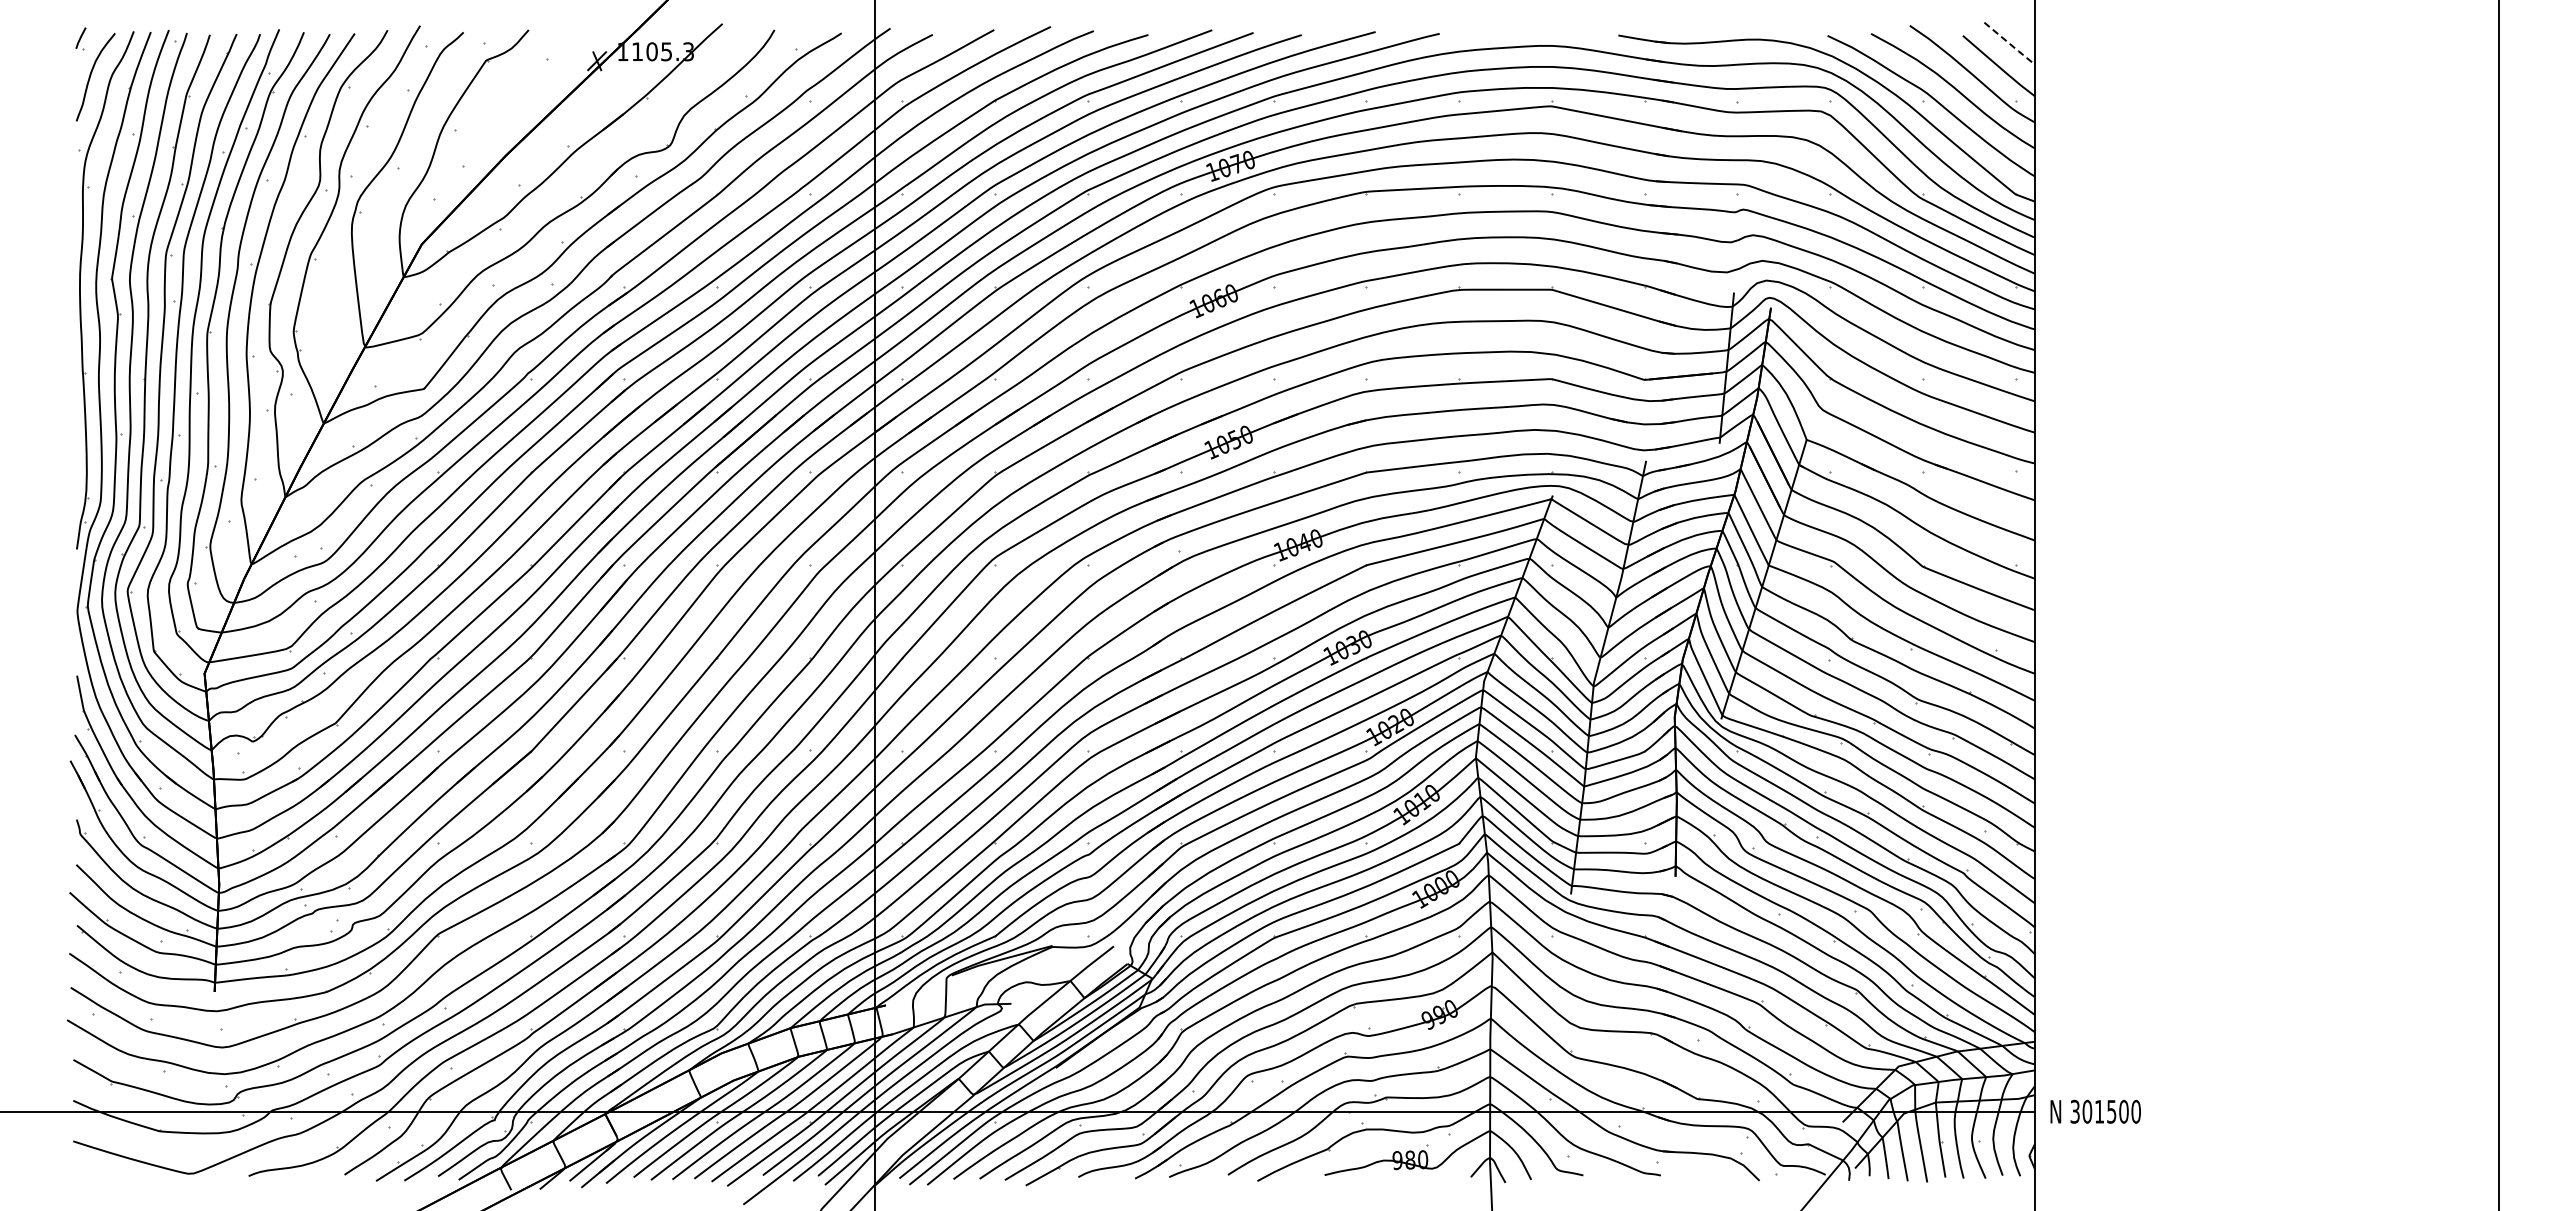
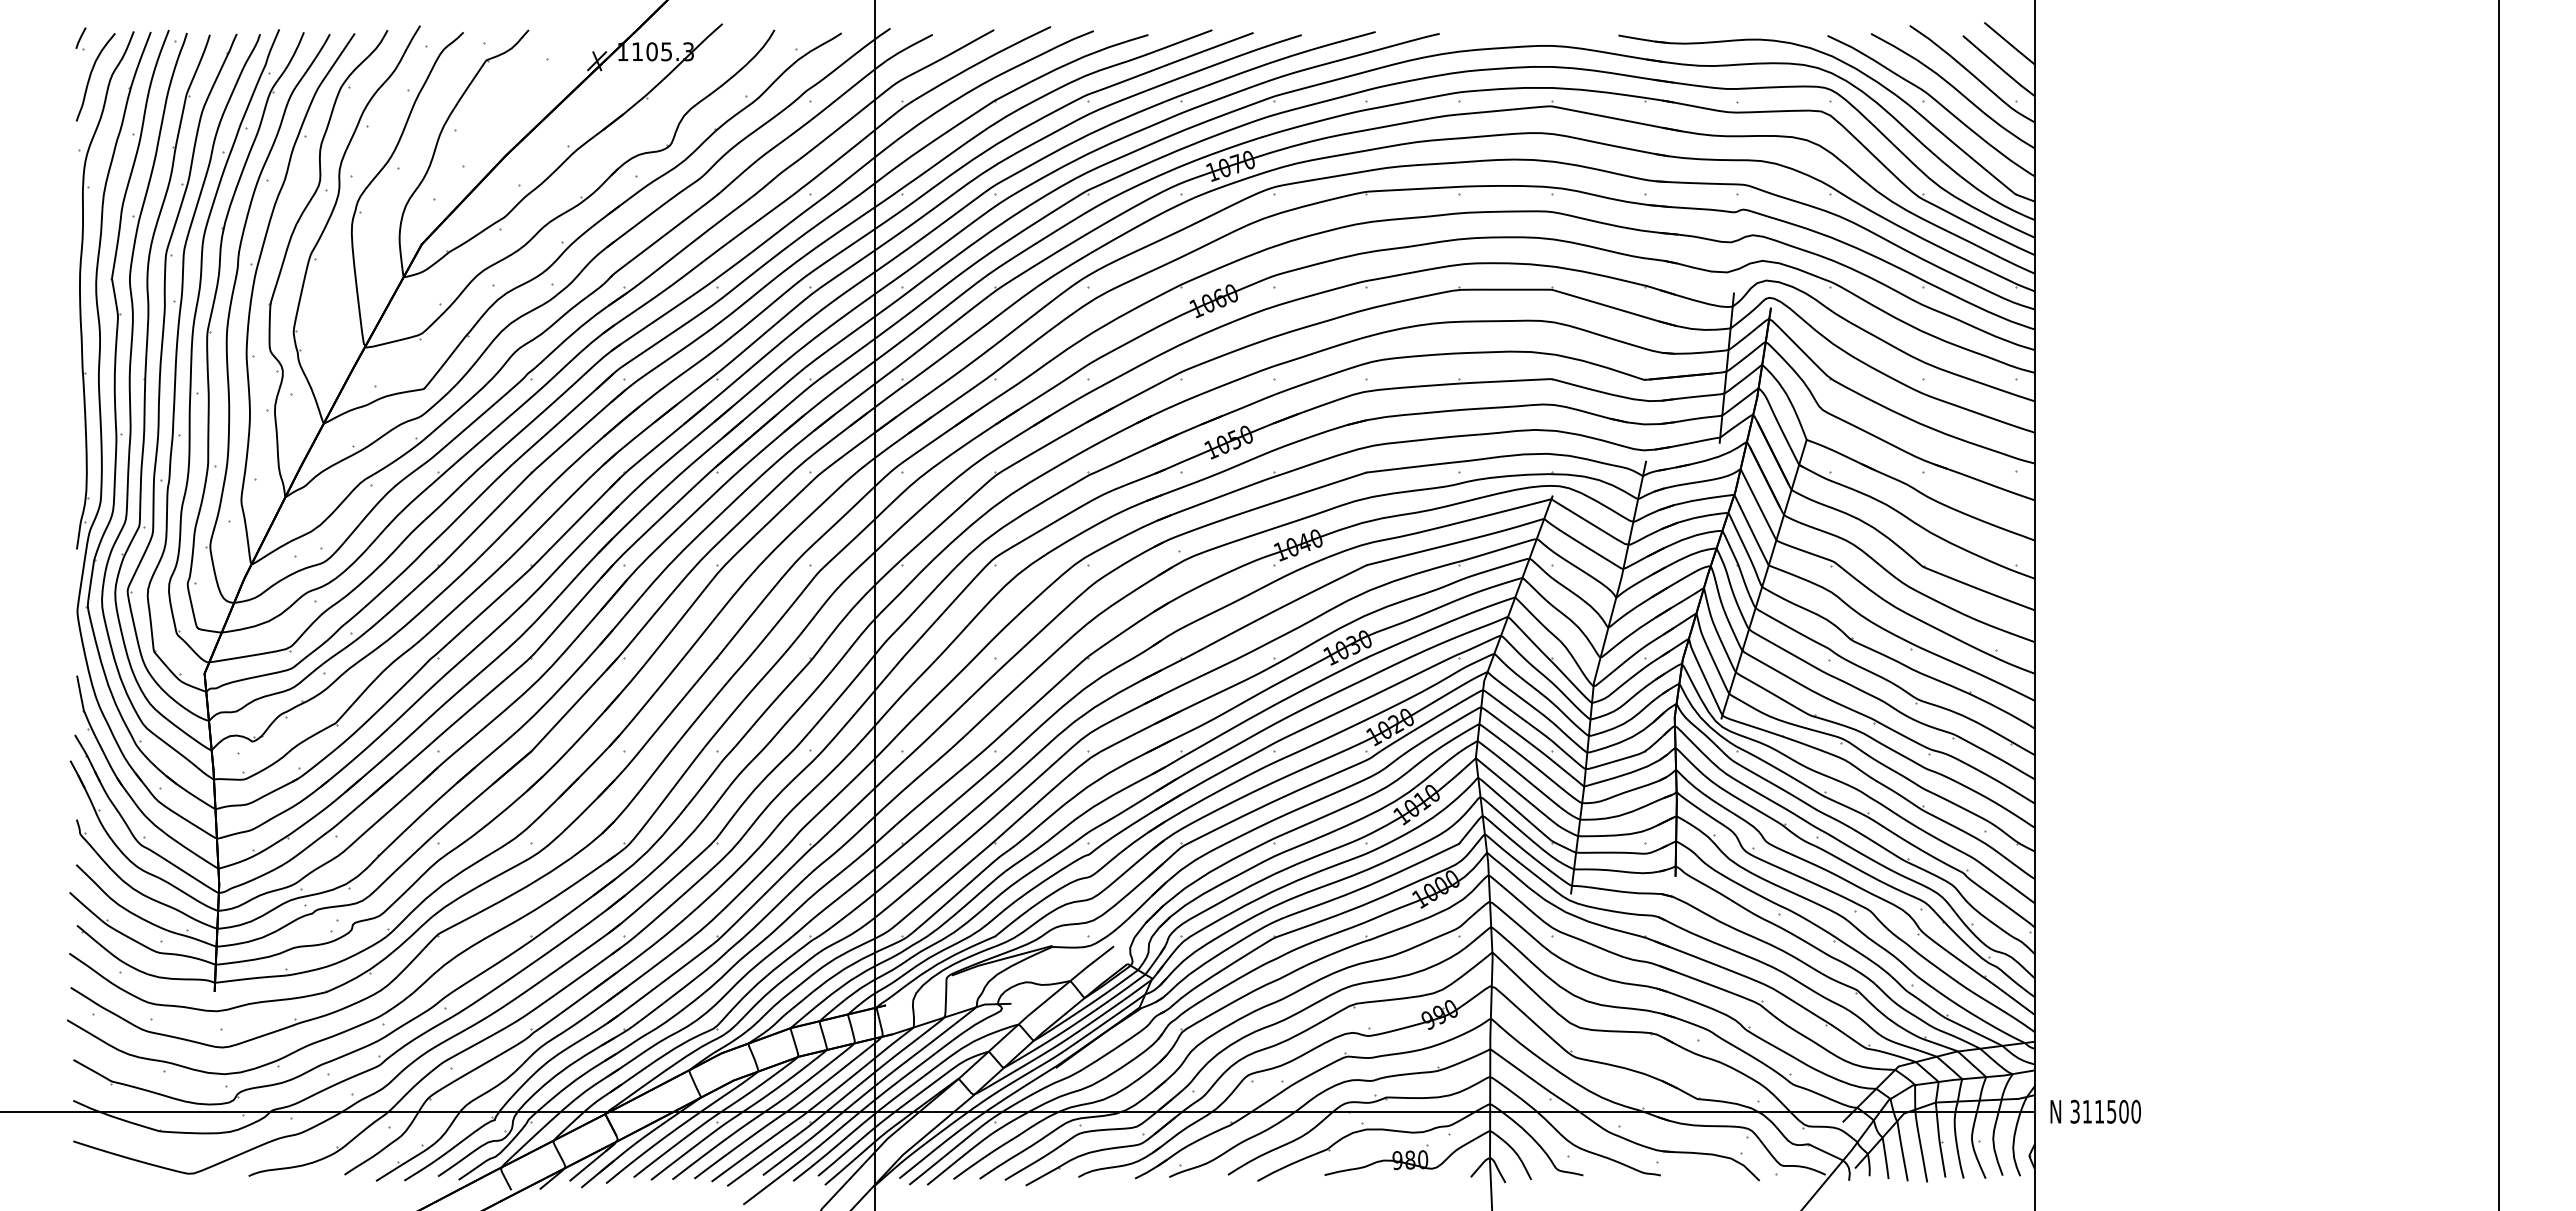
line: dashed -> solid (2010, 44)
text: 301500 -> 311500 (2087, 1111)
